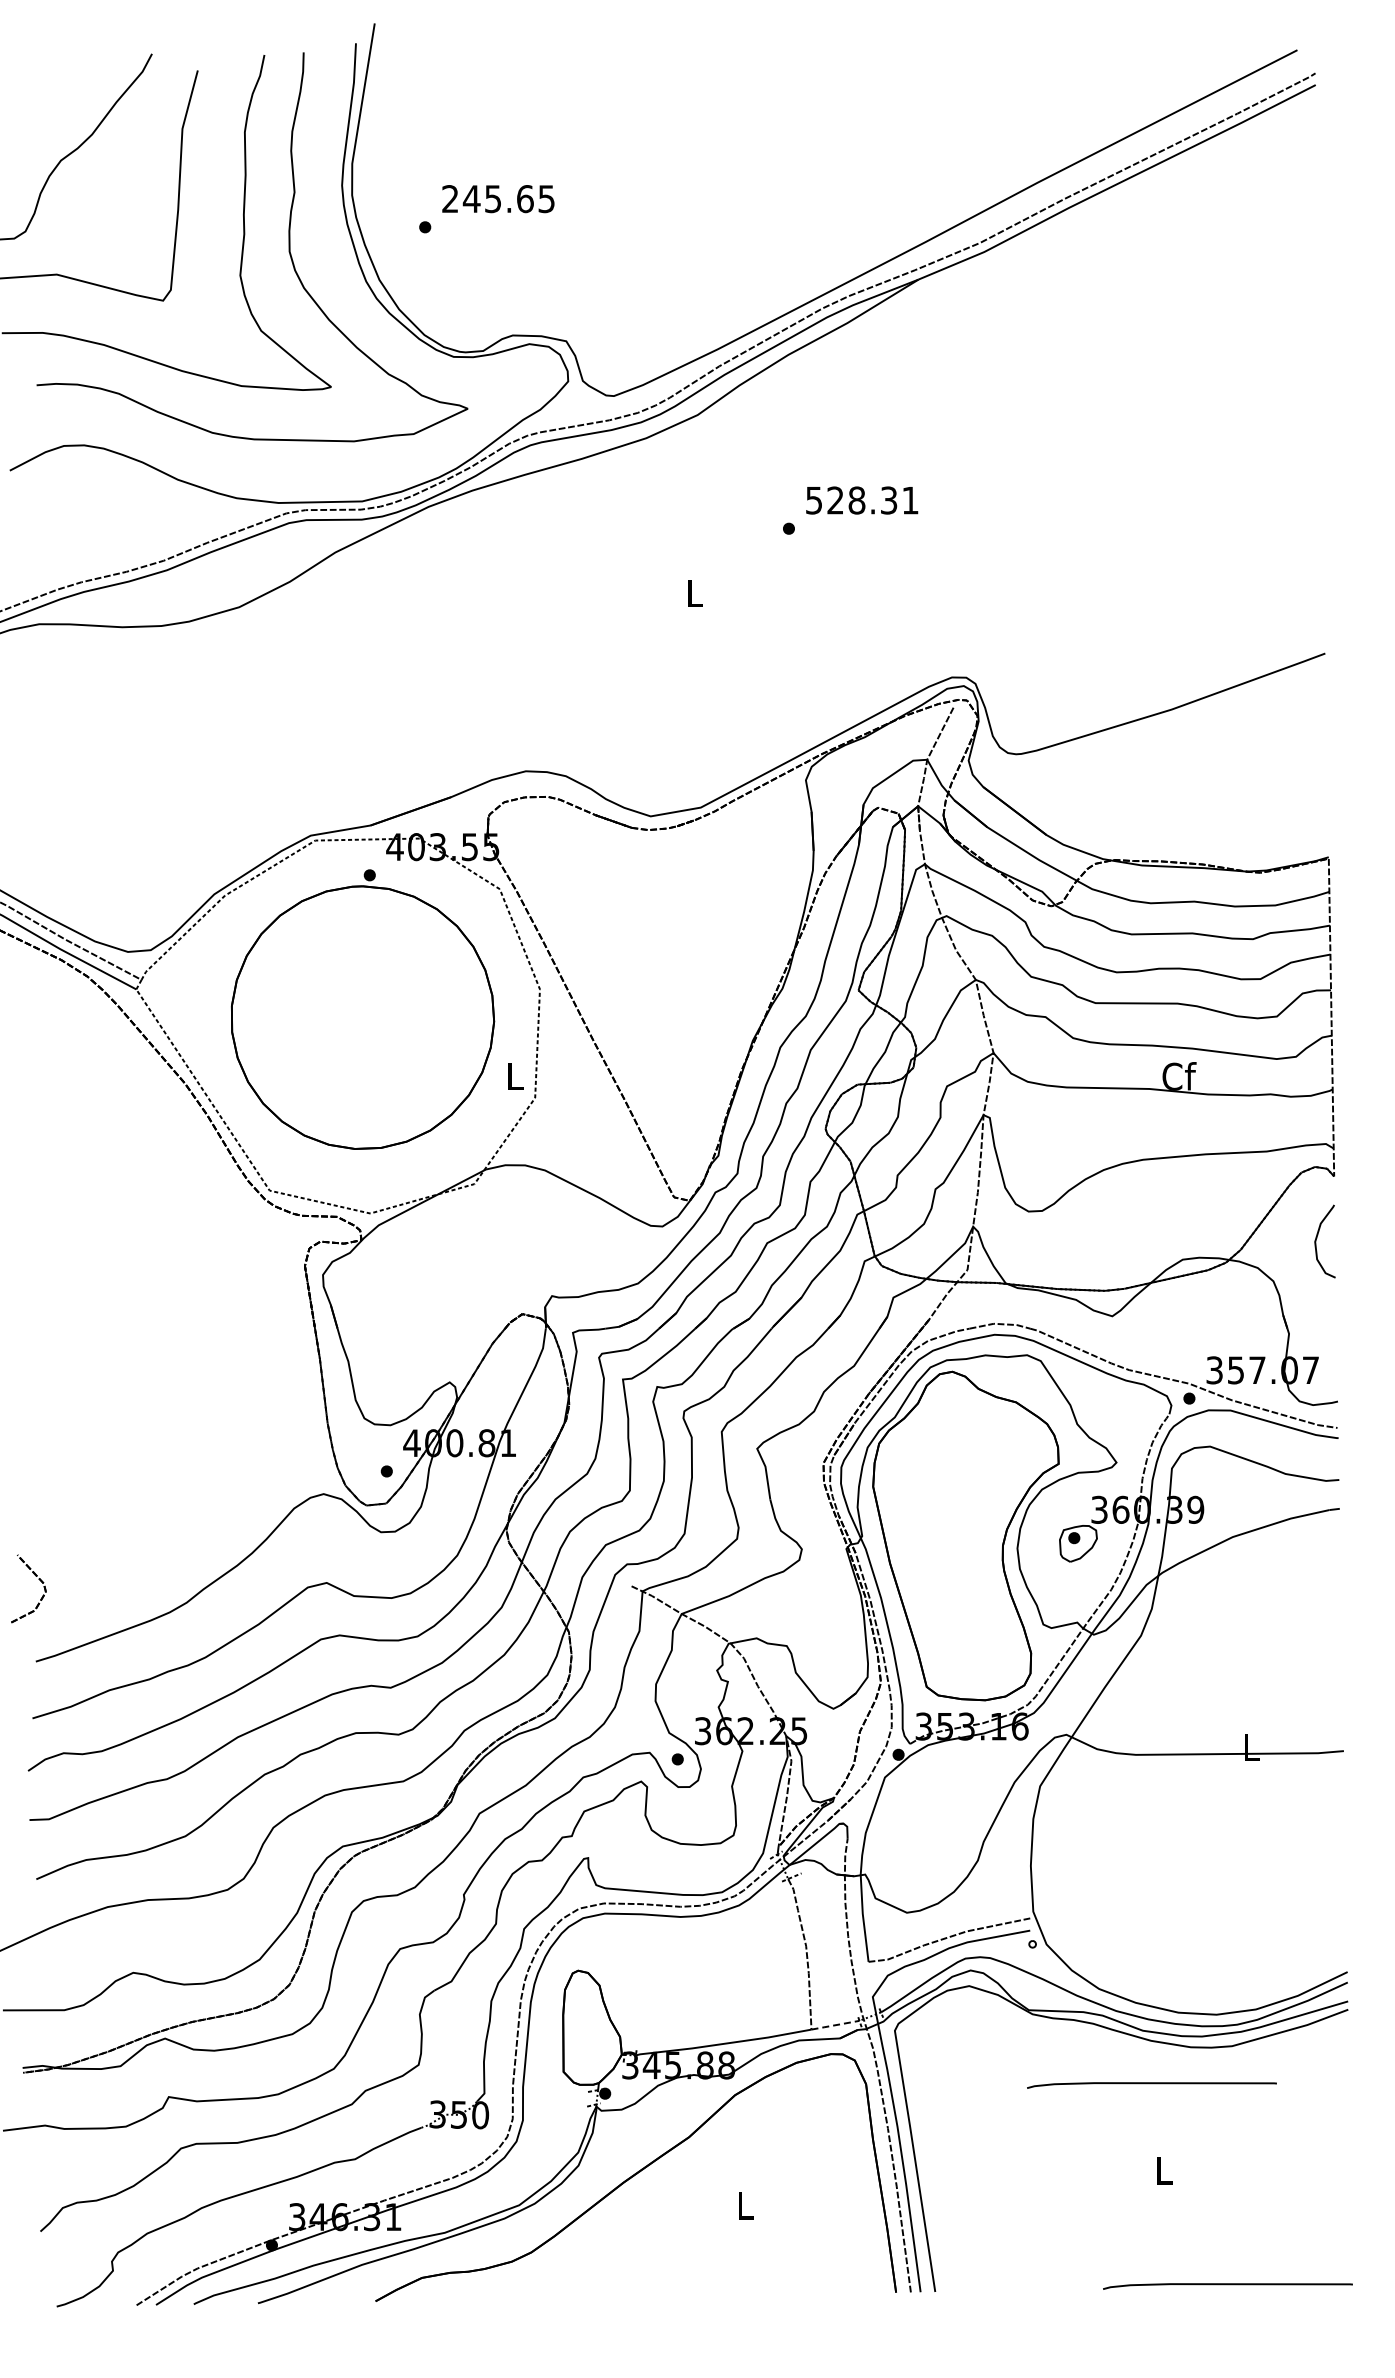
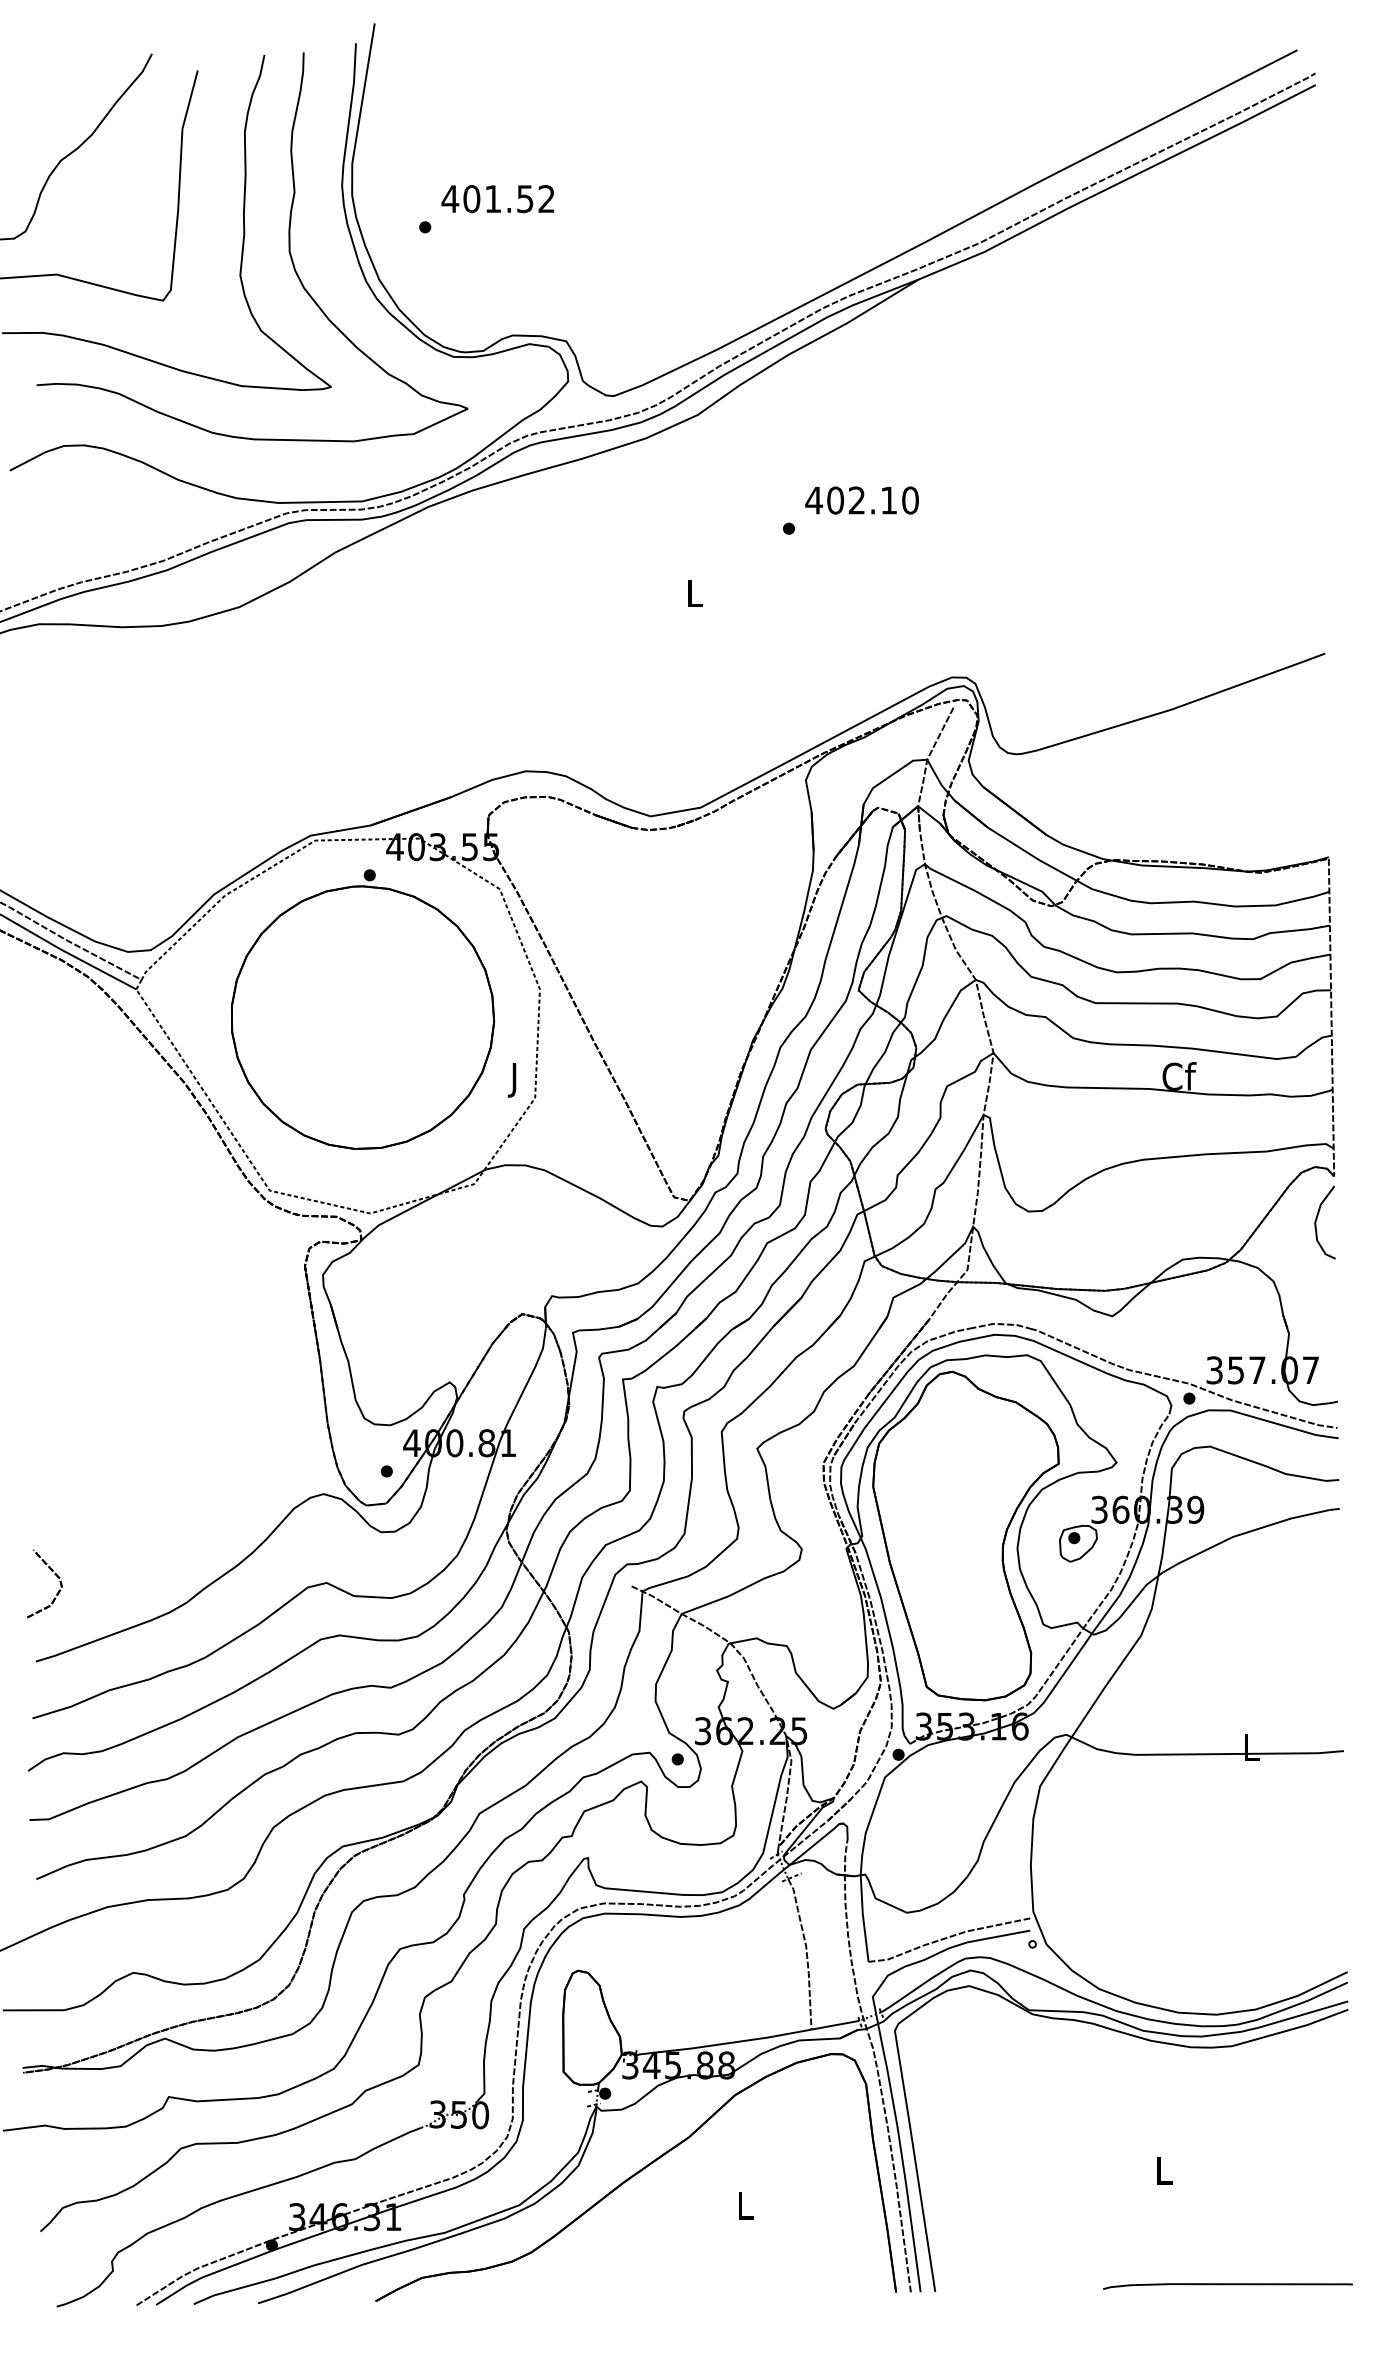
text: 245.65 -> 401.52 (497, 199)
text: 528.31 -> 402.10 (861, 500)
text: L -> J (515, 1080)
curve position: (1317, 1238) -> (1317, 1219) (1317, 1219)
part position: (38, 1579) -> (54, 1574) (54, 1574)
line: dashed -> solid (834, 2025)
curve: present -> none (1151, 2084)
